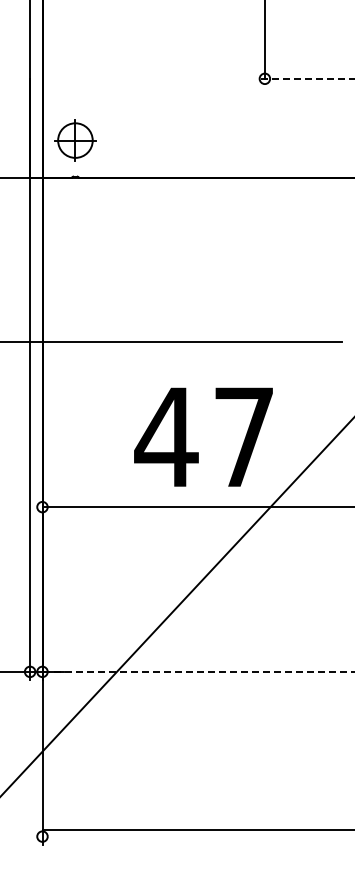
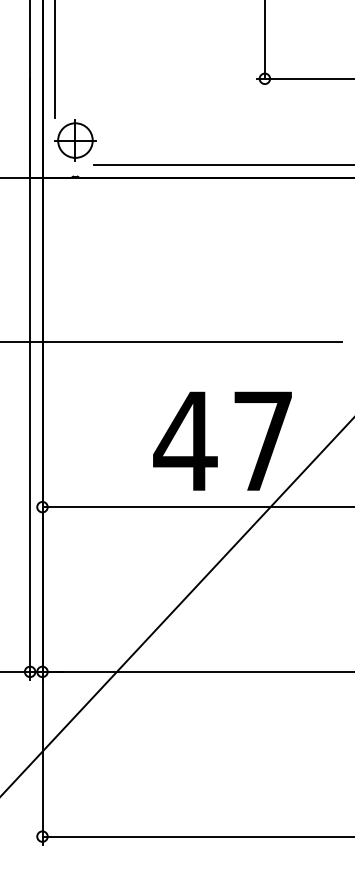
line: none -> present (54, 60)
line: dashed -> solid (305, 78)
line: none -> present (222, 165)
text position: (203, 436) -> (222, 440) (222, 440)
line: dashed -> solid (198, 671)
line position: (196, 829) -> (196, 836) (196, 836)
